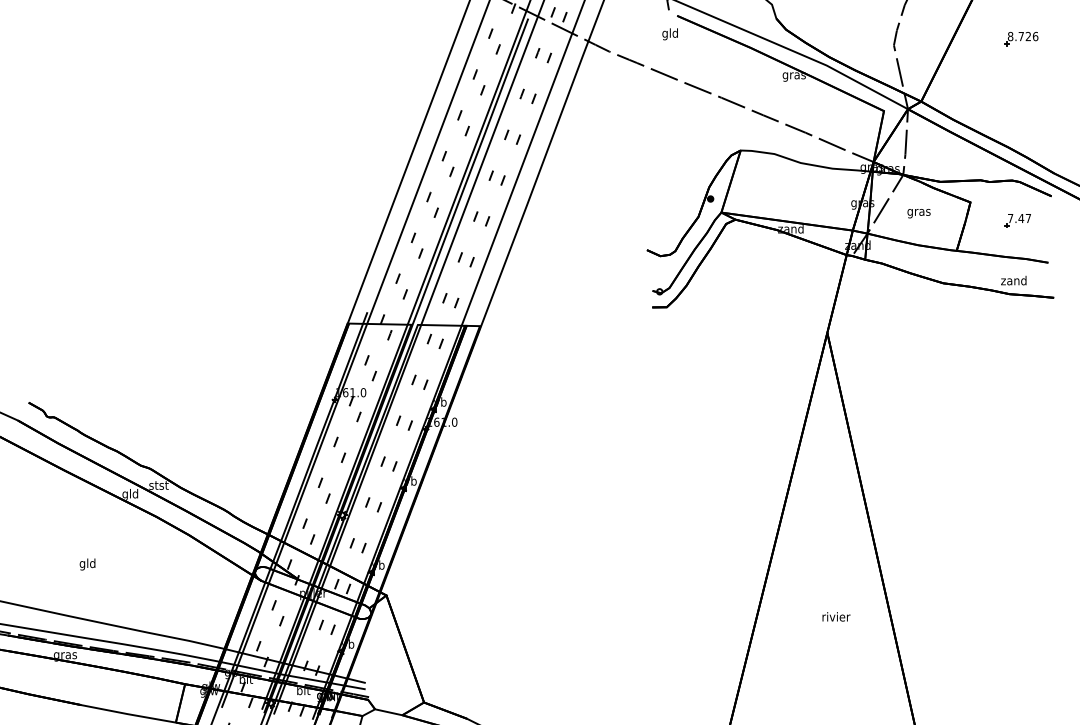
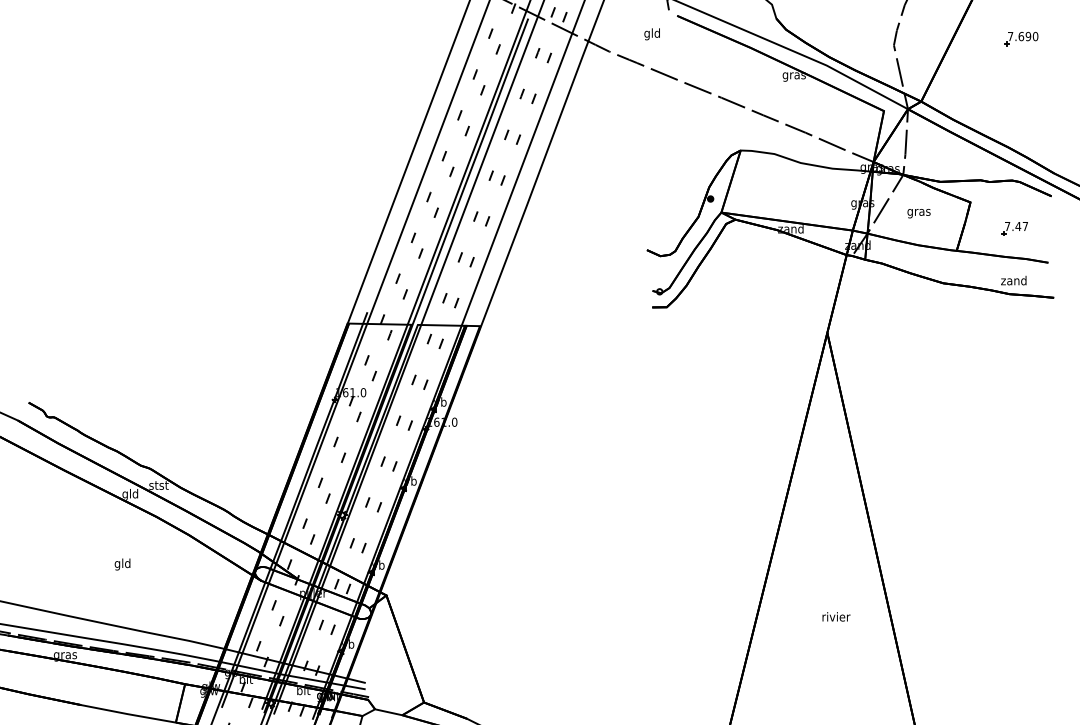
text position: (669, 34) -> (651, 34) (651, 34)
text: 8.726 -> 7.690 (1022, 36)
part position: (1017, 220) -> (1014, 228) (1014, 228)
text position: (87, 564) -> (122, 564) (122, 564)
